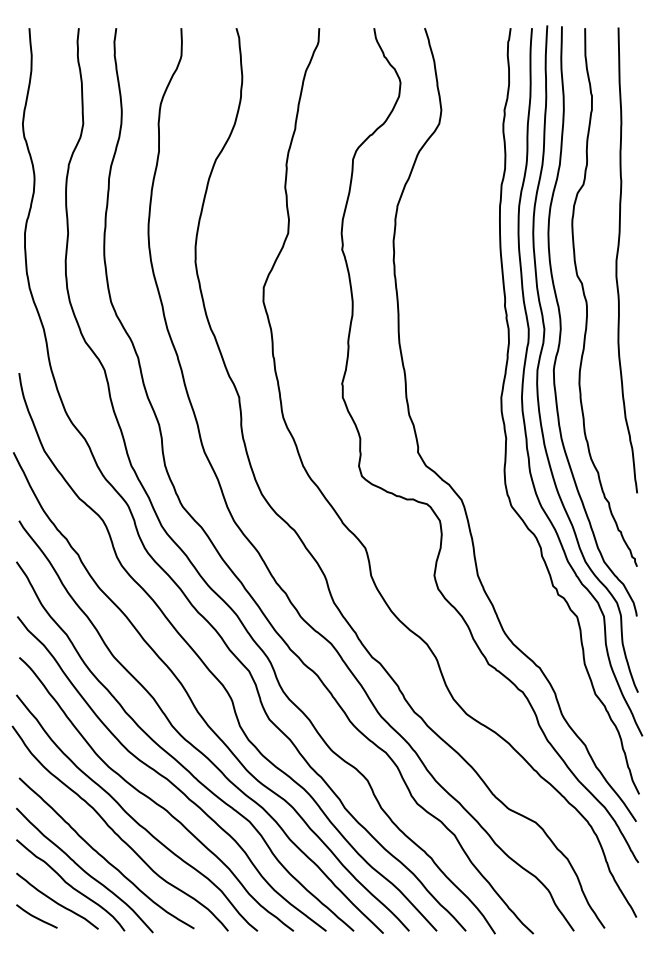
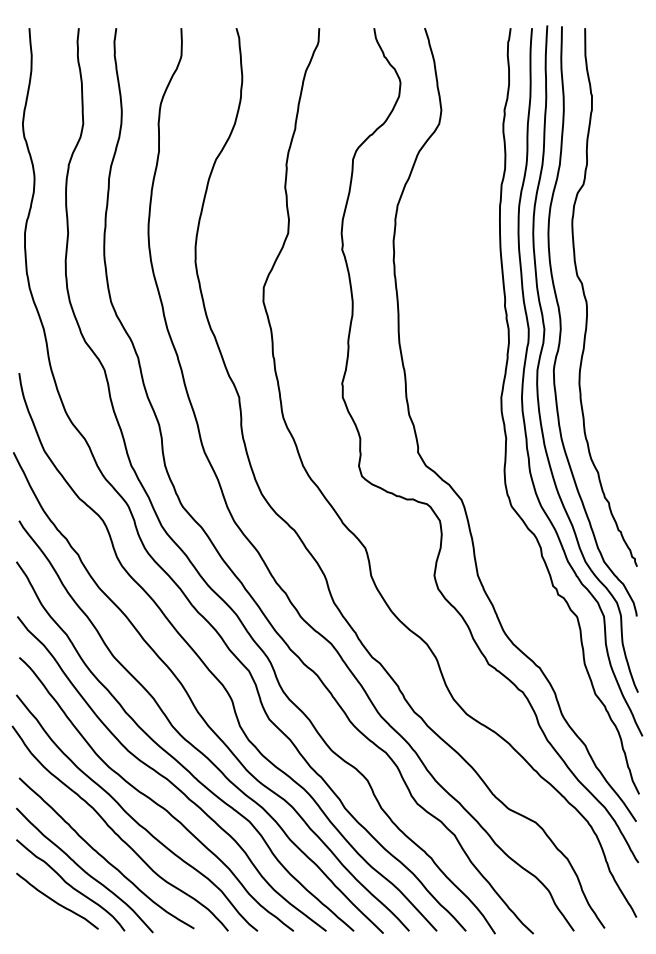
curve: present -> none (617, 260)
curve: present -> none (36, 916)
